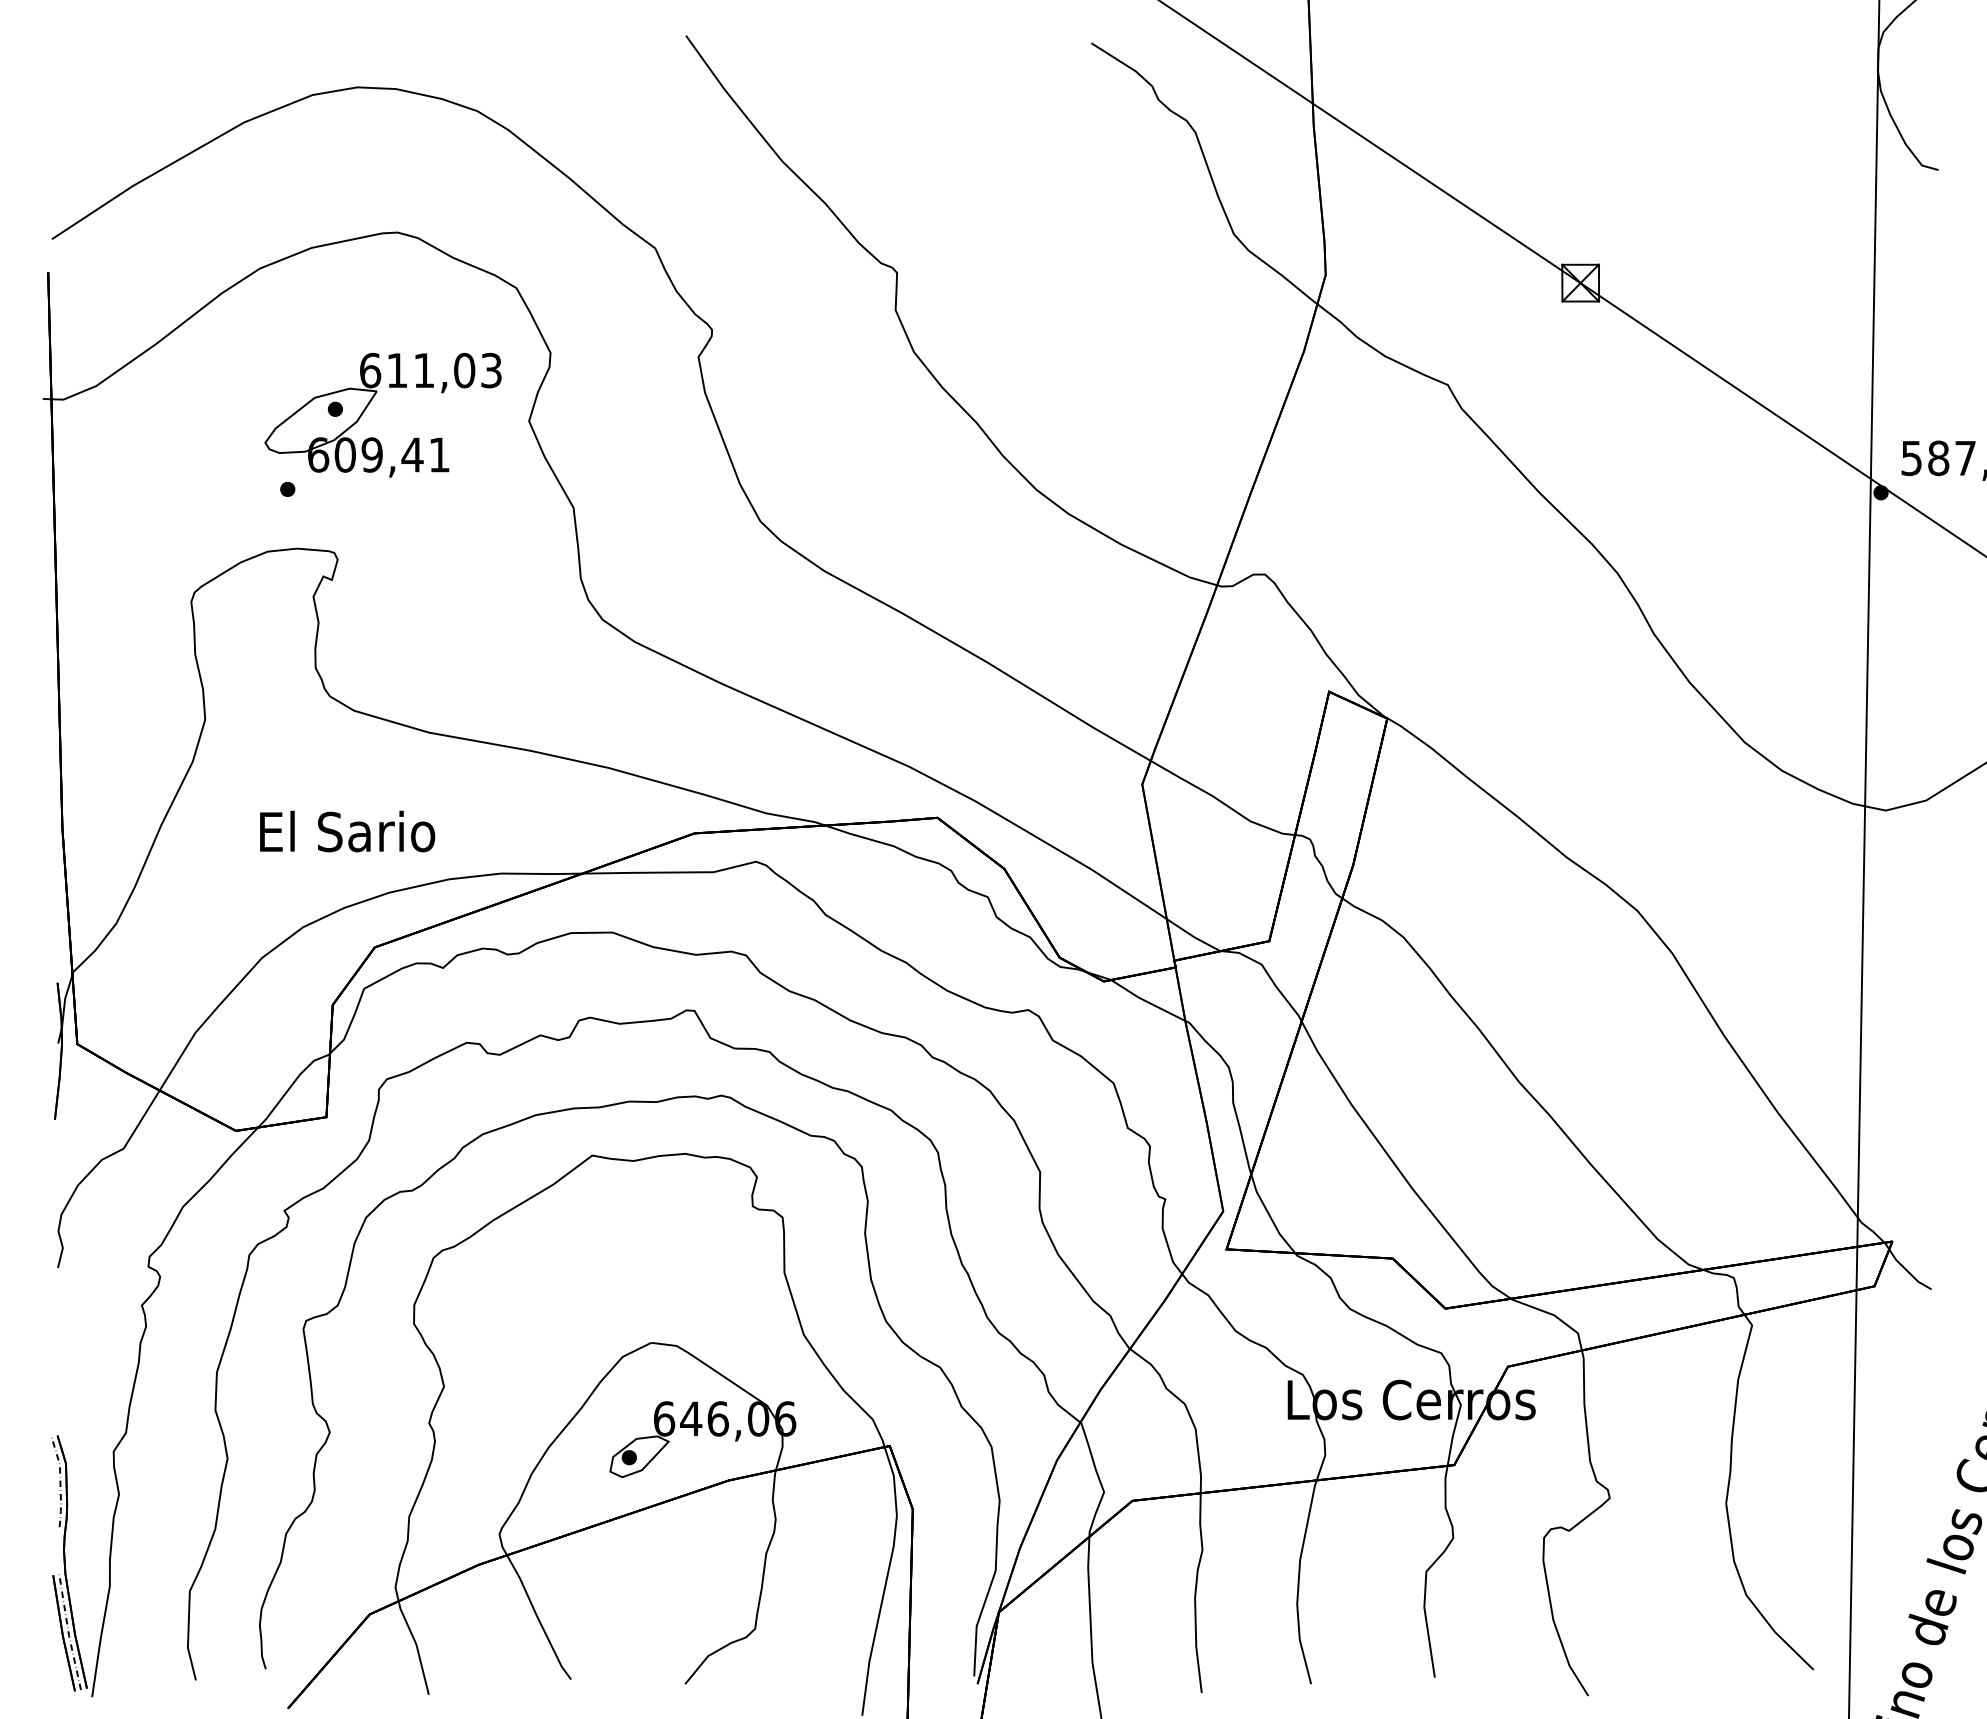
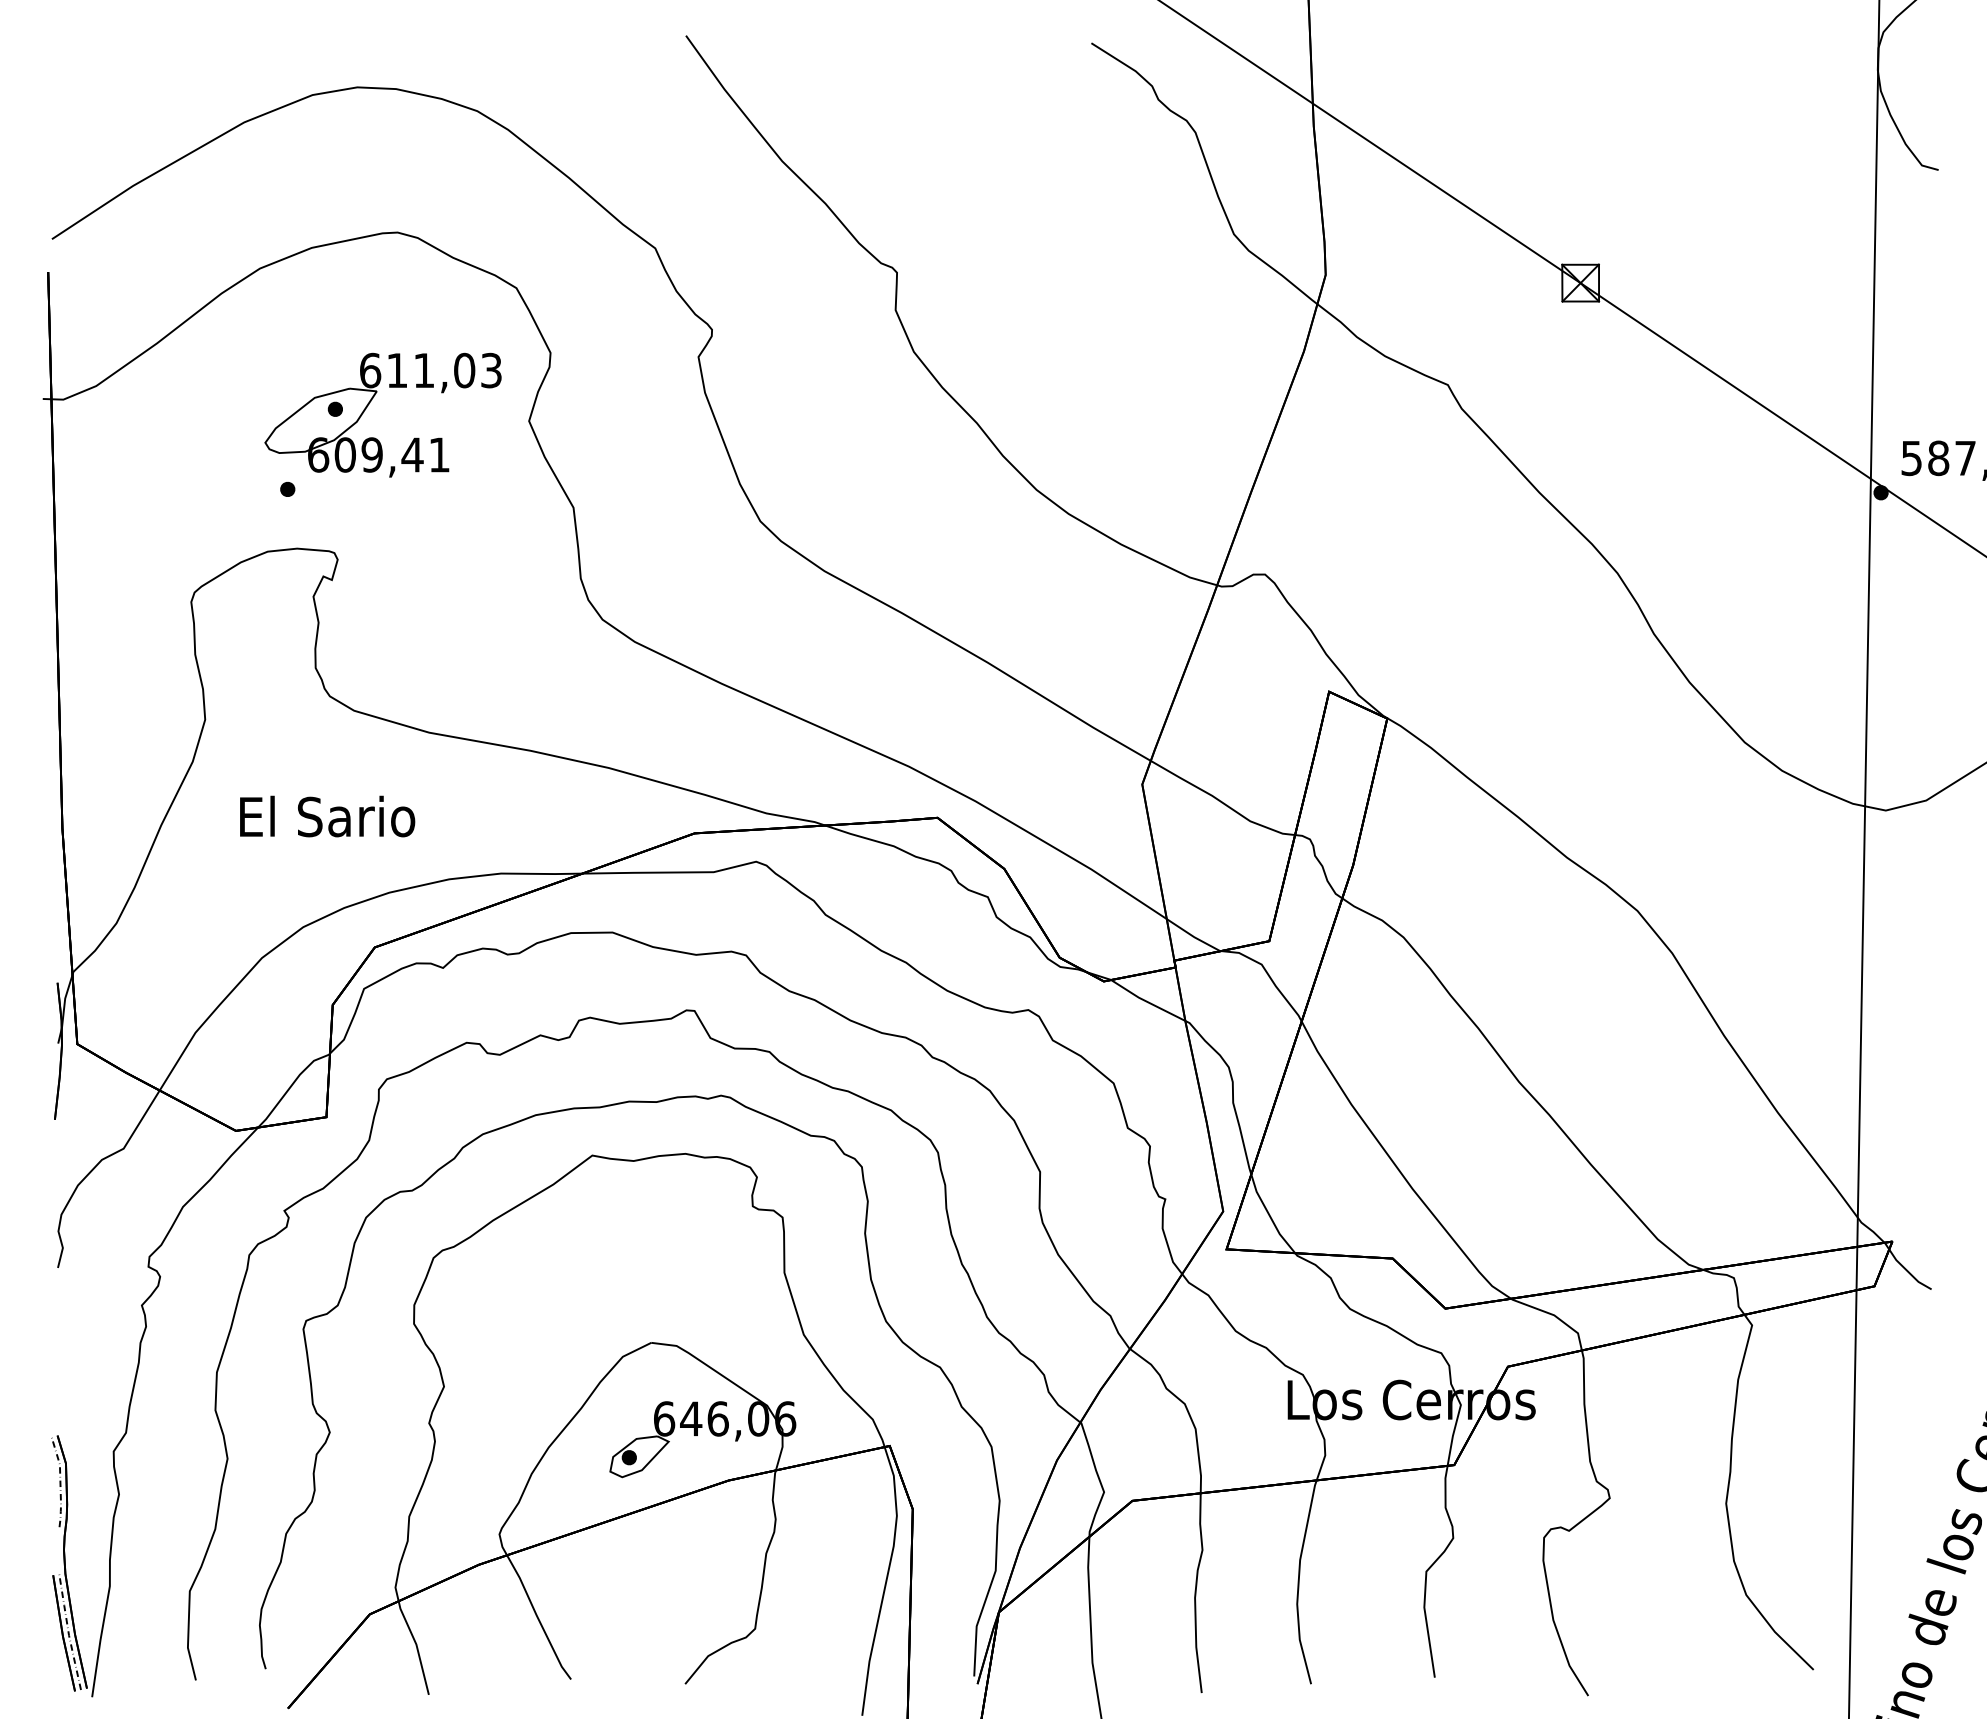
text position: (347, 831) -> (327, 816) (327, 816)
